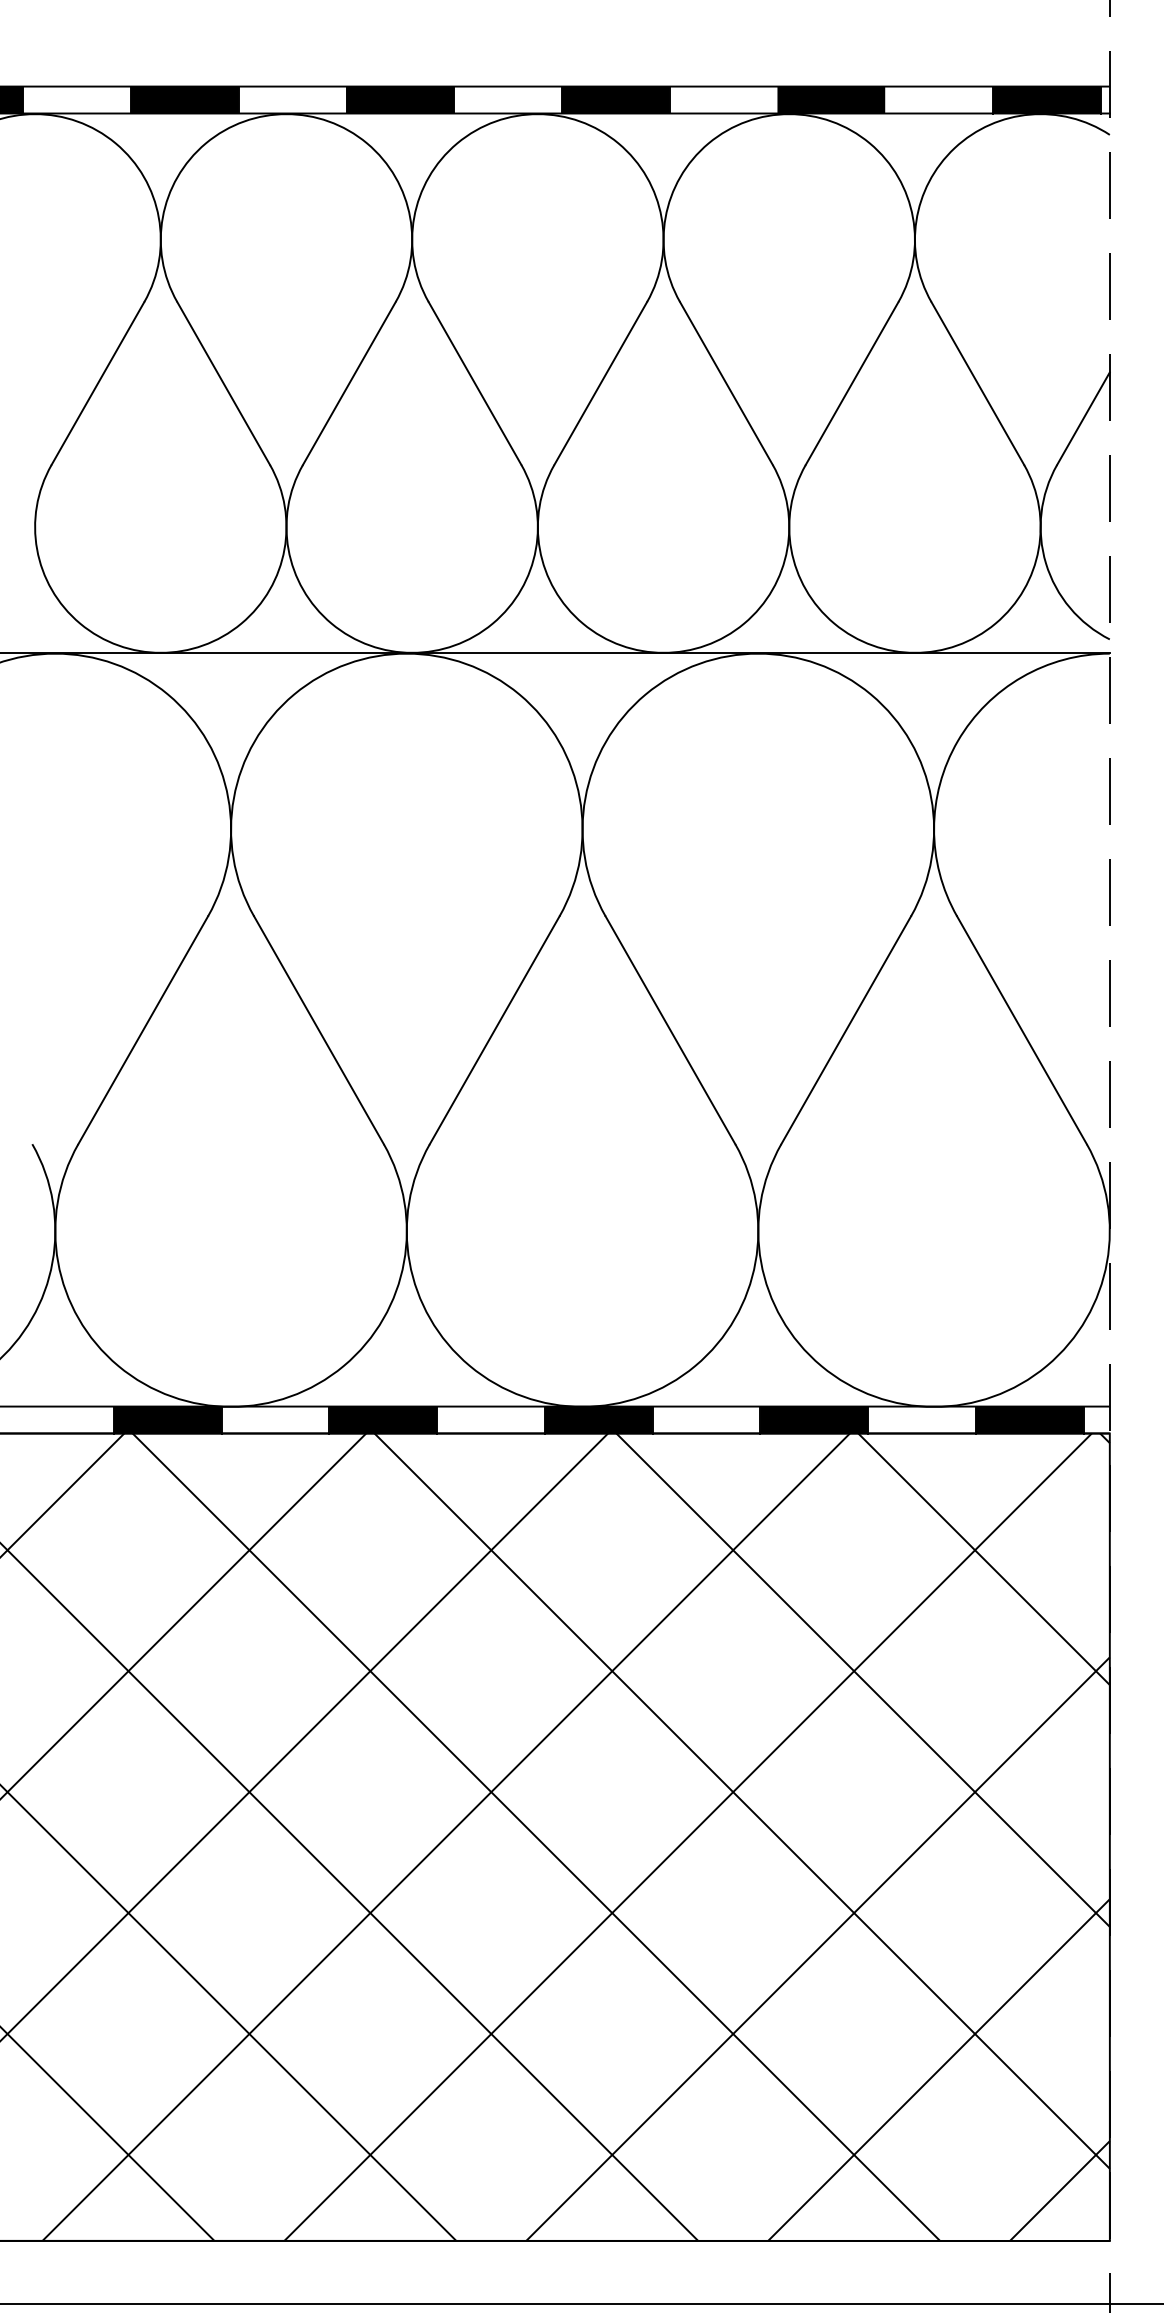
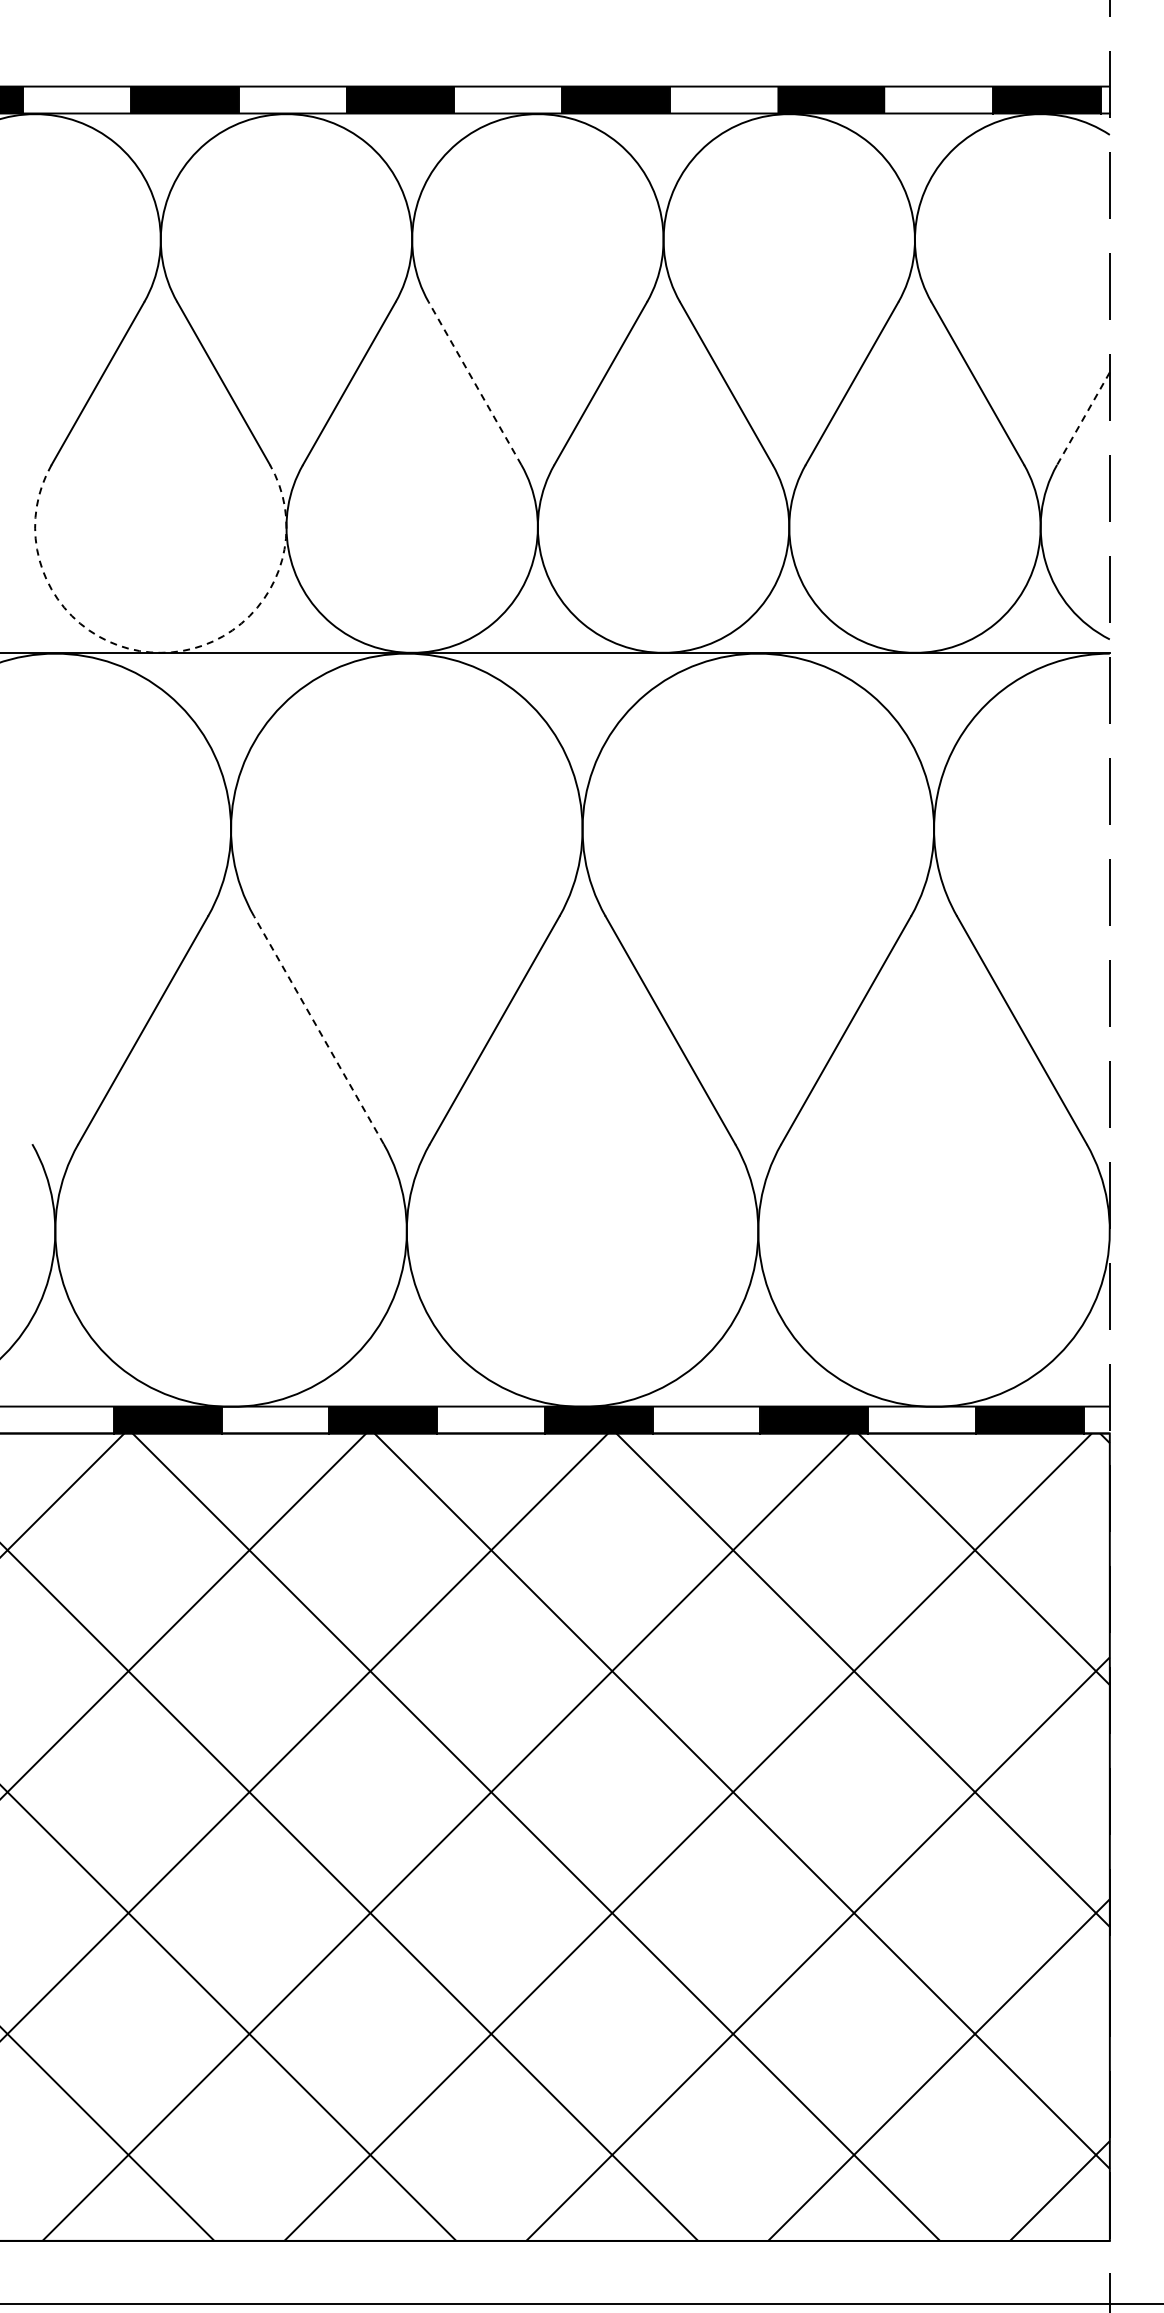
line: solid -> dashed (475, 383)
line: solid -> dashed (1083, 419)
arc: solid -> dashed (160, 652)
line: solid -> dashed (318, 1029)
